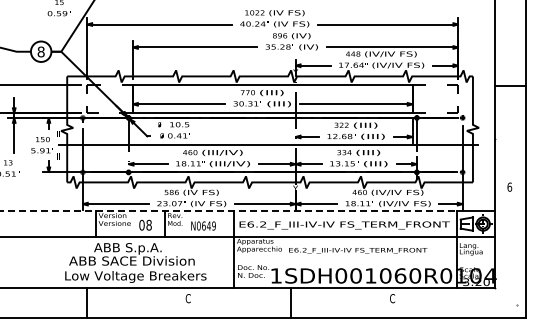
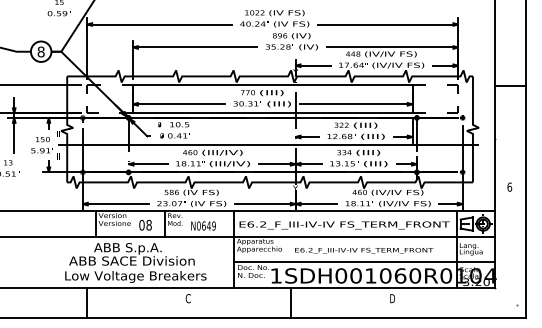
line: dashed -> solid (229, 211)
text position: (358, 250) -> (364, 250) (364, 250)
line: none -> present (364, 262)
text: C -> D (392, 298)
